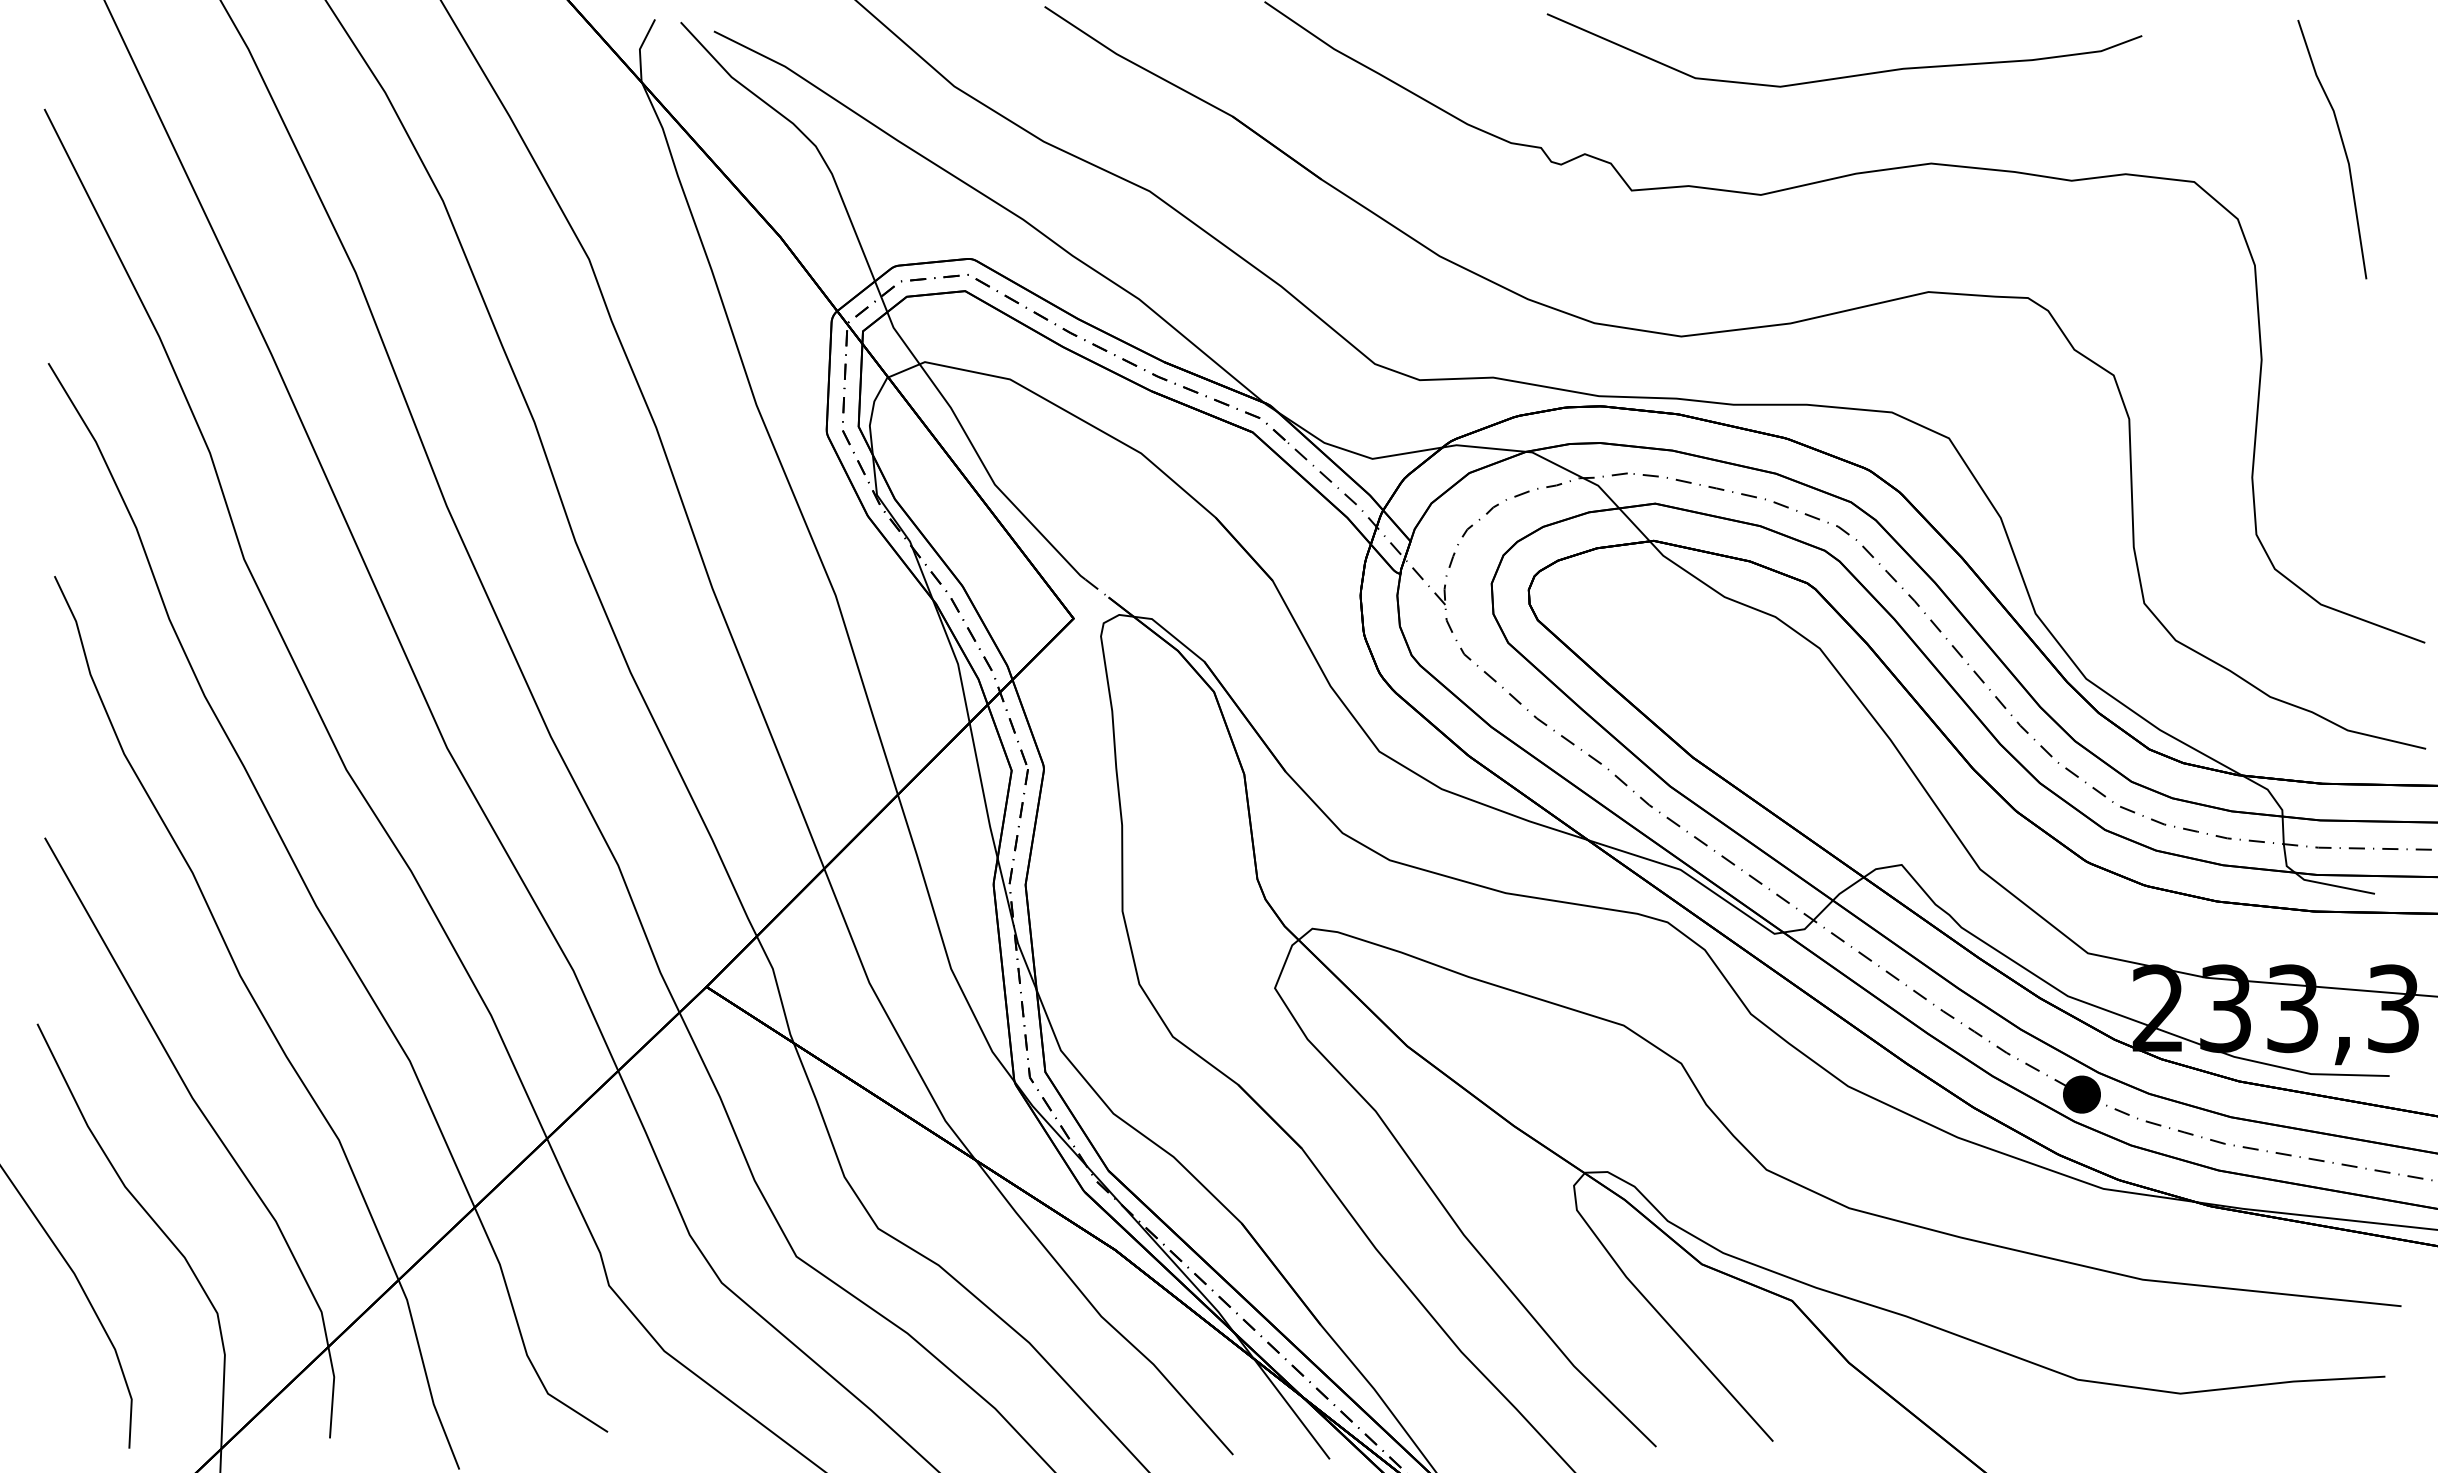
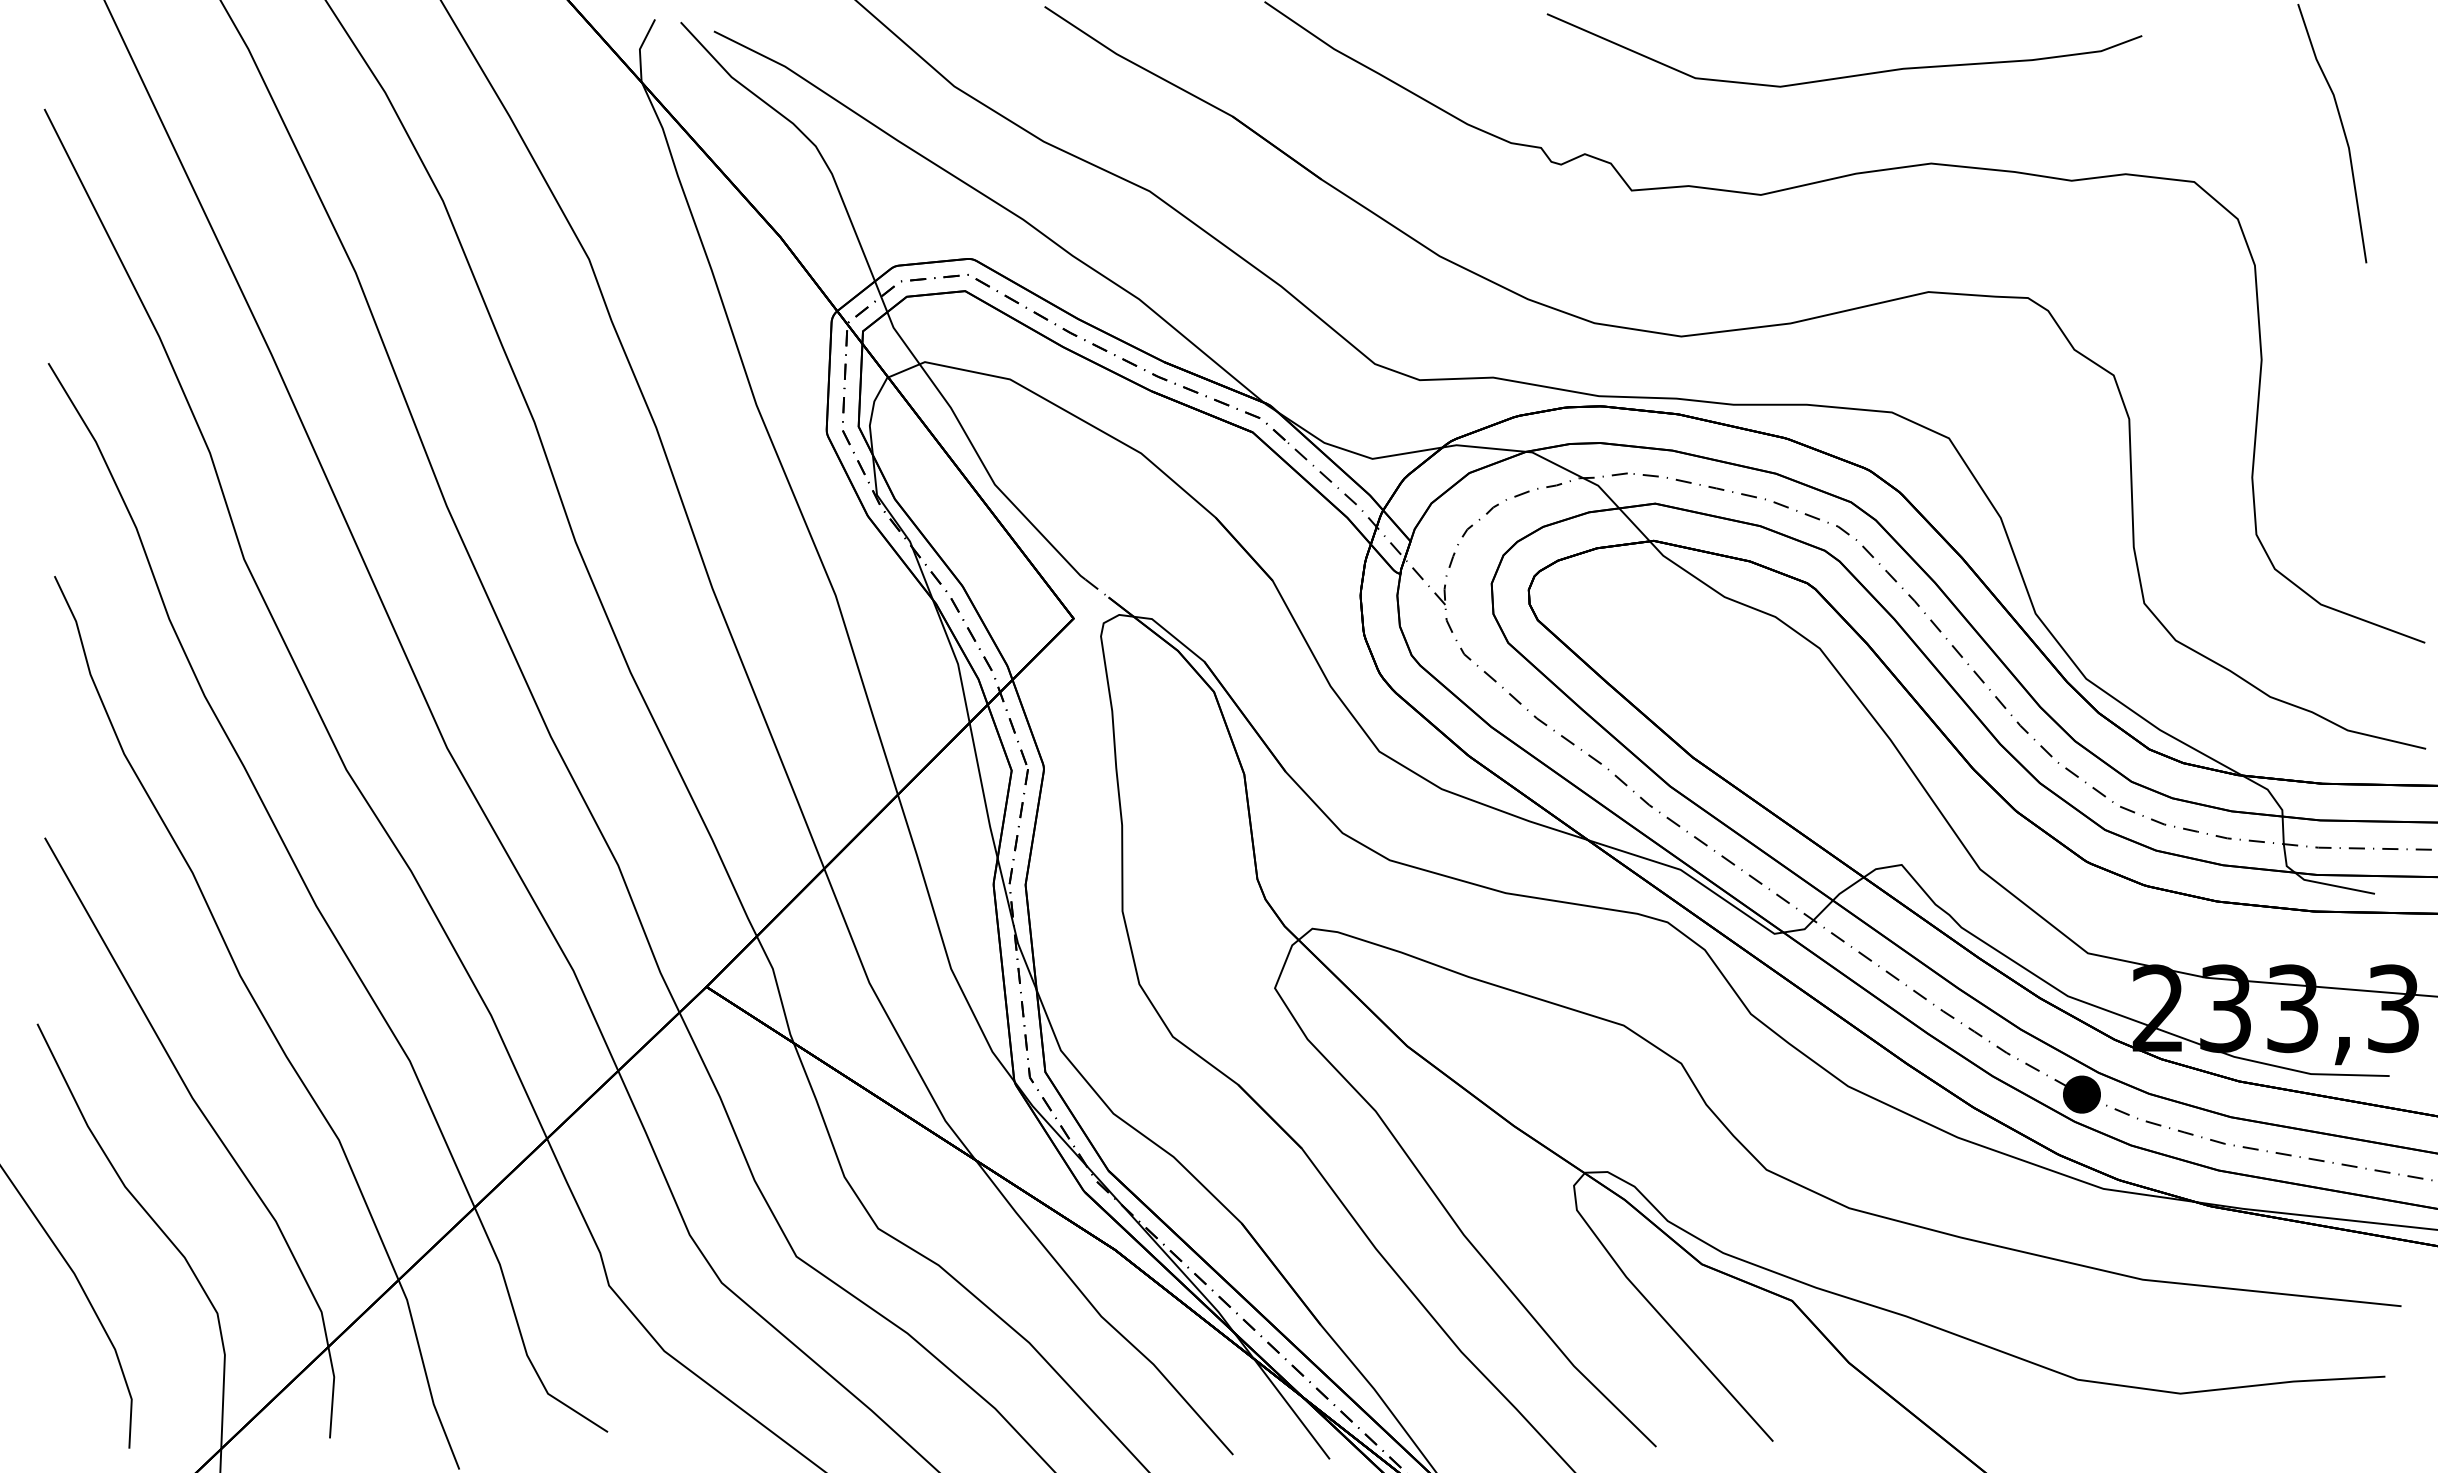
line position: (2342, 145) -> (2342, 129) (2342, 129)
